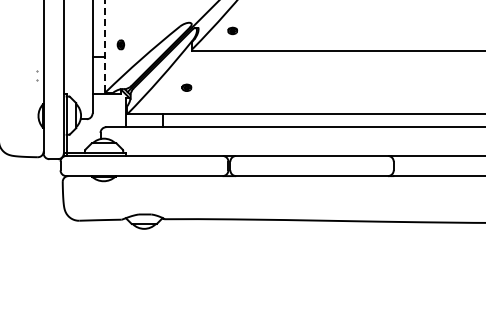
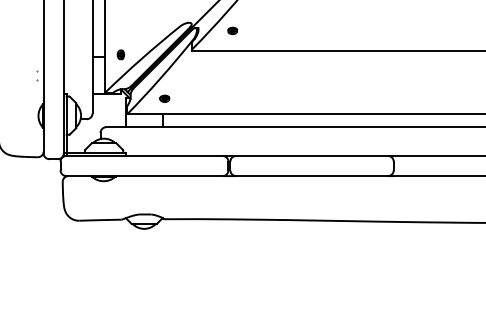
part position: (120, 44) -> (120, 54) (120, 54)
line: dashed -> solid (105, 46)
part position: (186, 87) -> (164, 98) (164, 98)
